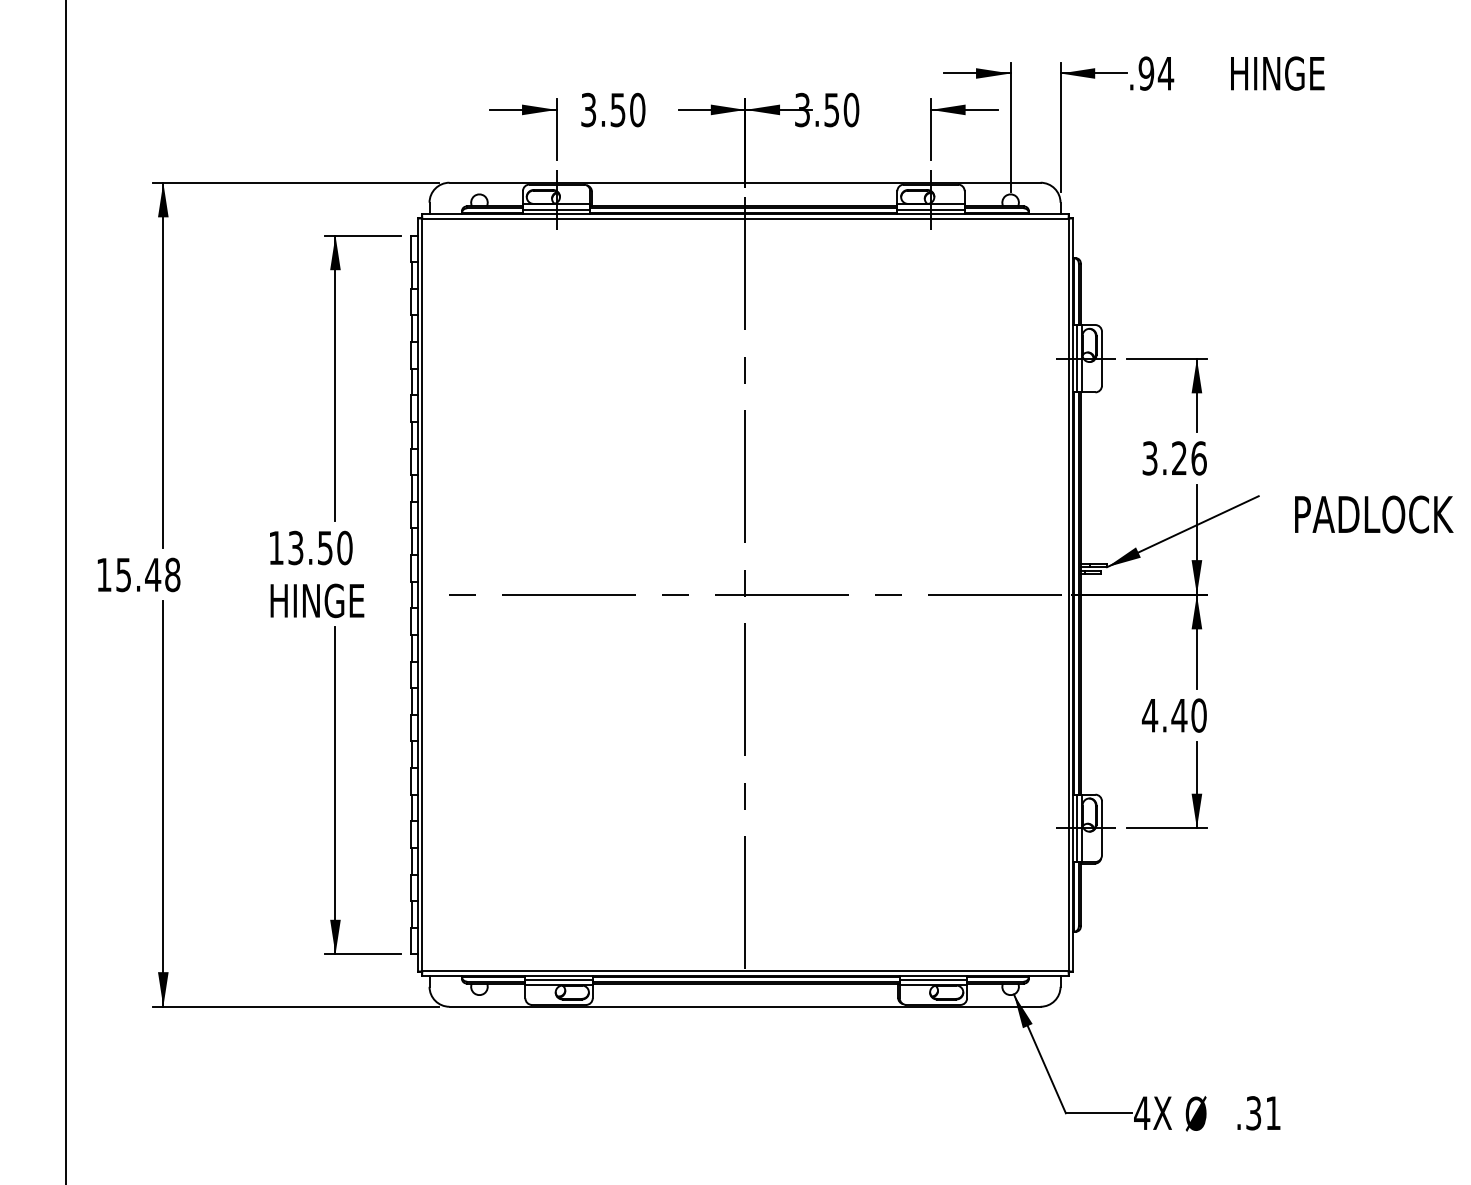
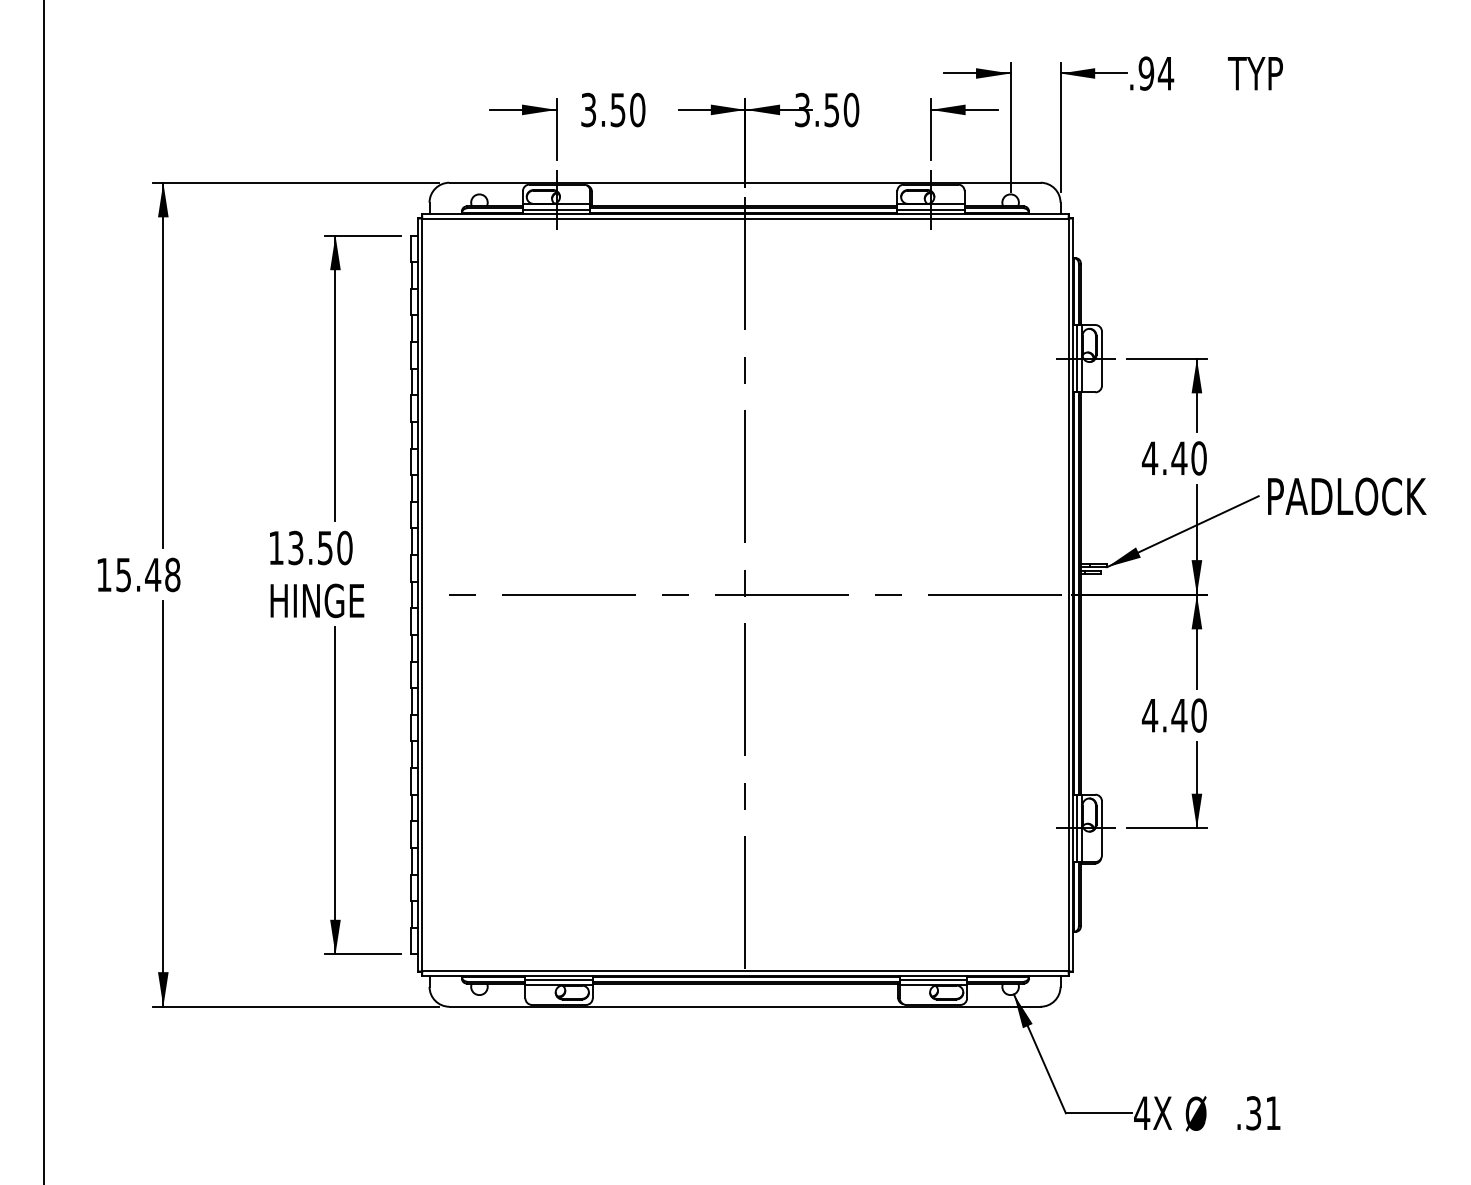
text: HINGE -> TYP (1275, 73)
text: 3.26 -> 4.40 (1173, 458)
text position: (1374, 514) -> (1347, 496) (1347, 496)
line position: (66, 591) -> (44, 591) (44, 591)
